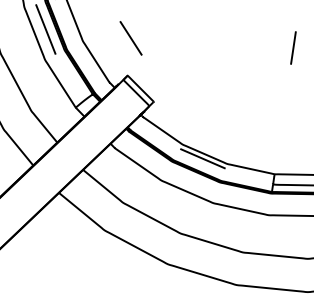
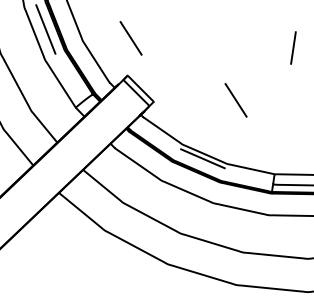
line: none -> present (235, 100)
